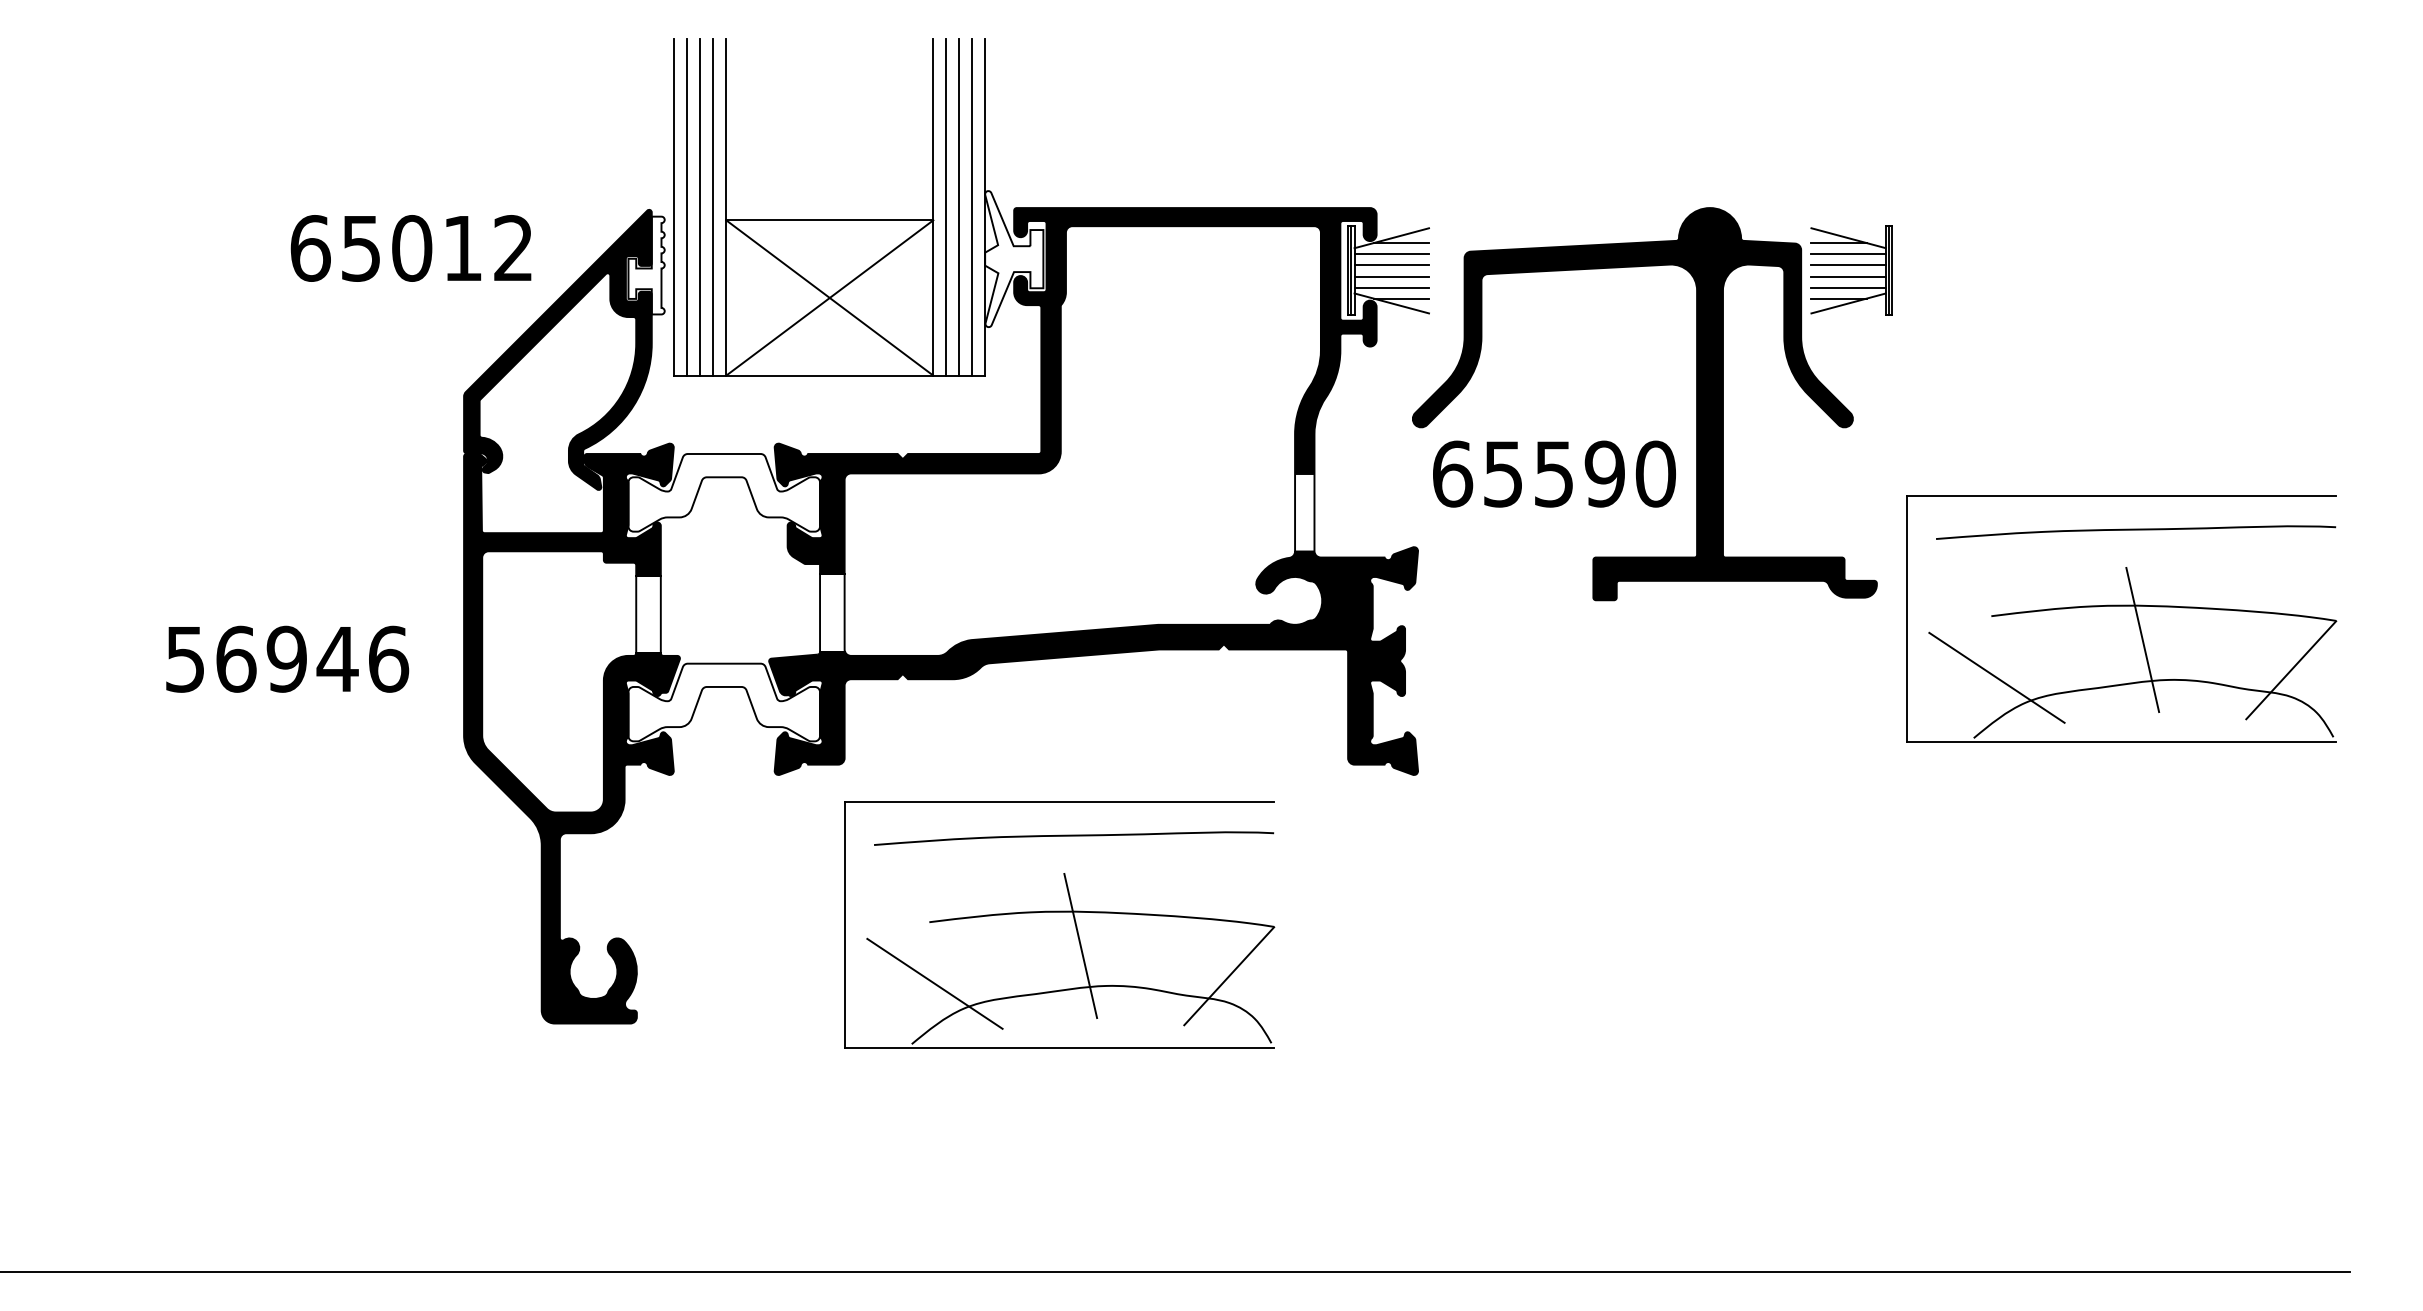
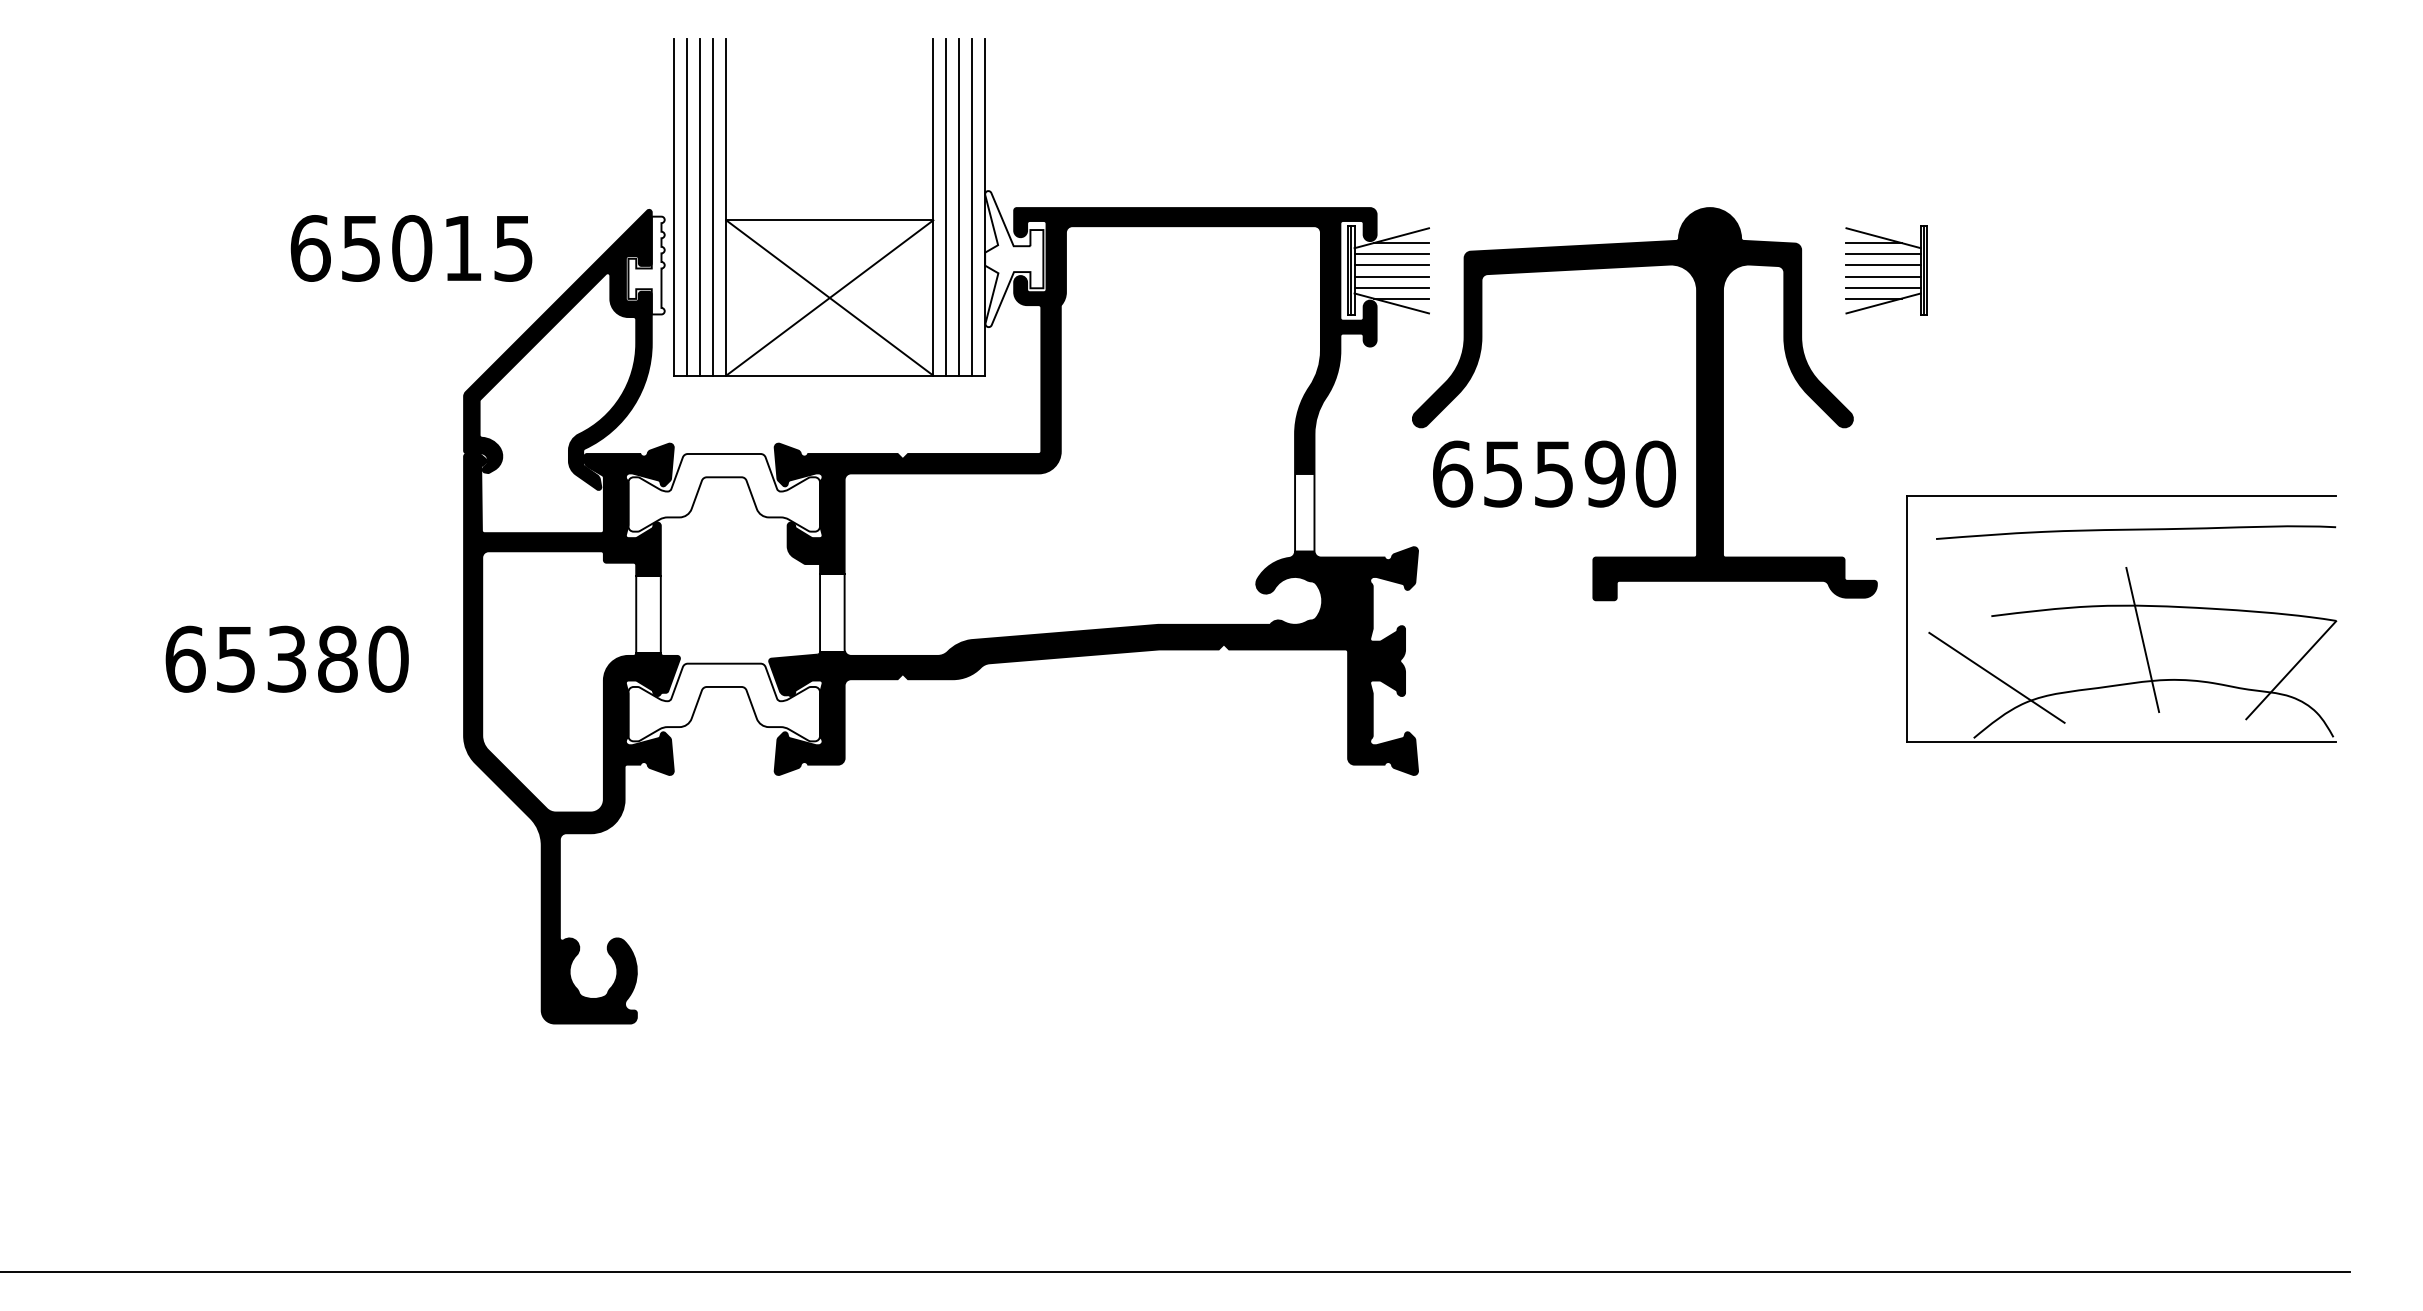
text: 65012 -> 65015 (513, 248)
part position: (1851, 270) -> (1886, 270) (1886, 270)
text: 56946 -> 65380 (287, 658)
part: present -> none (1059, 912)
